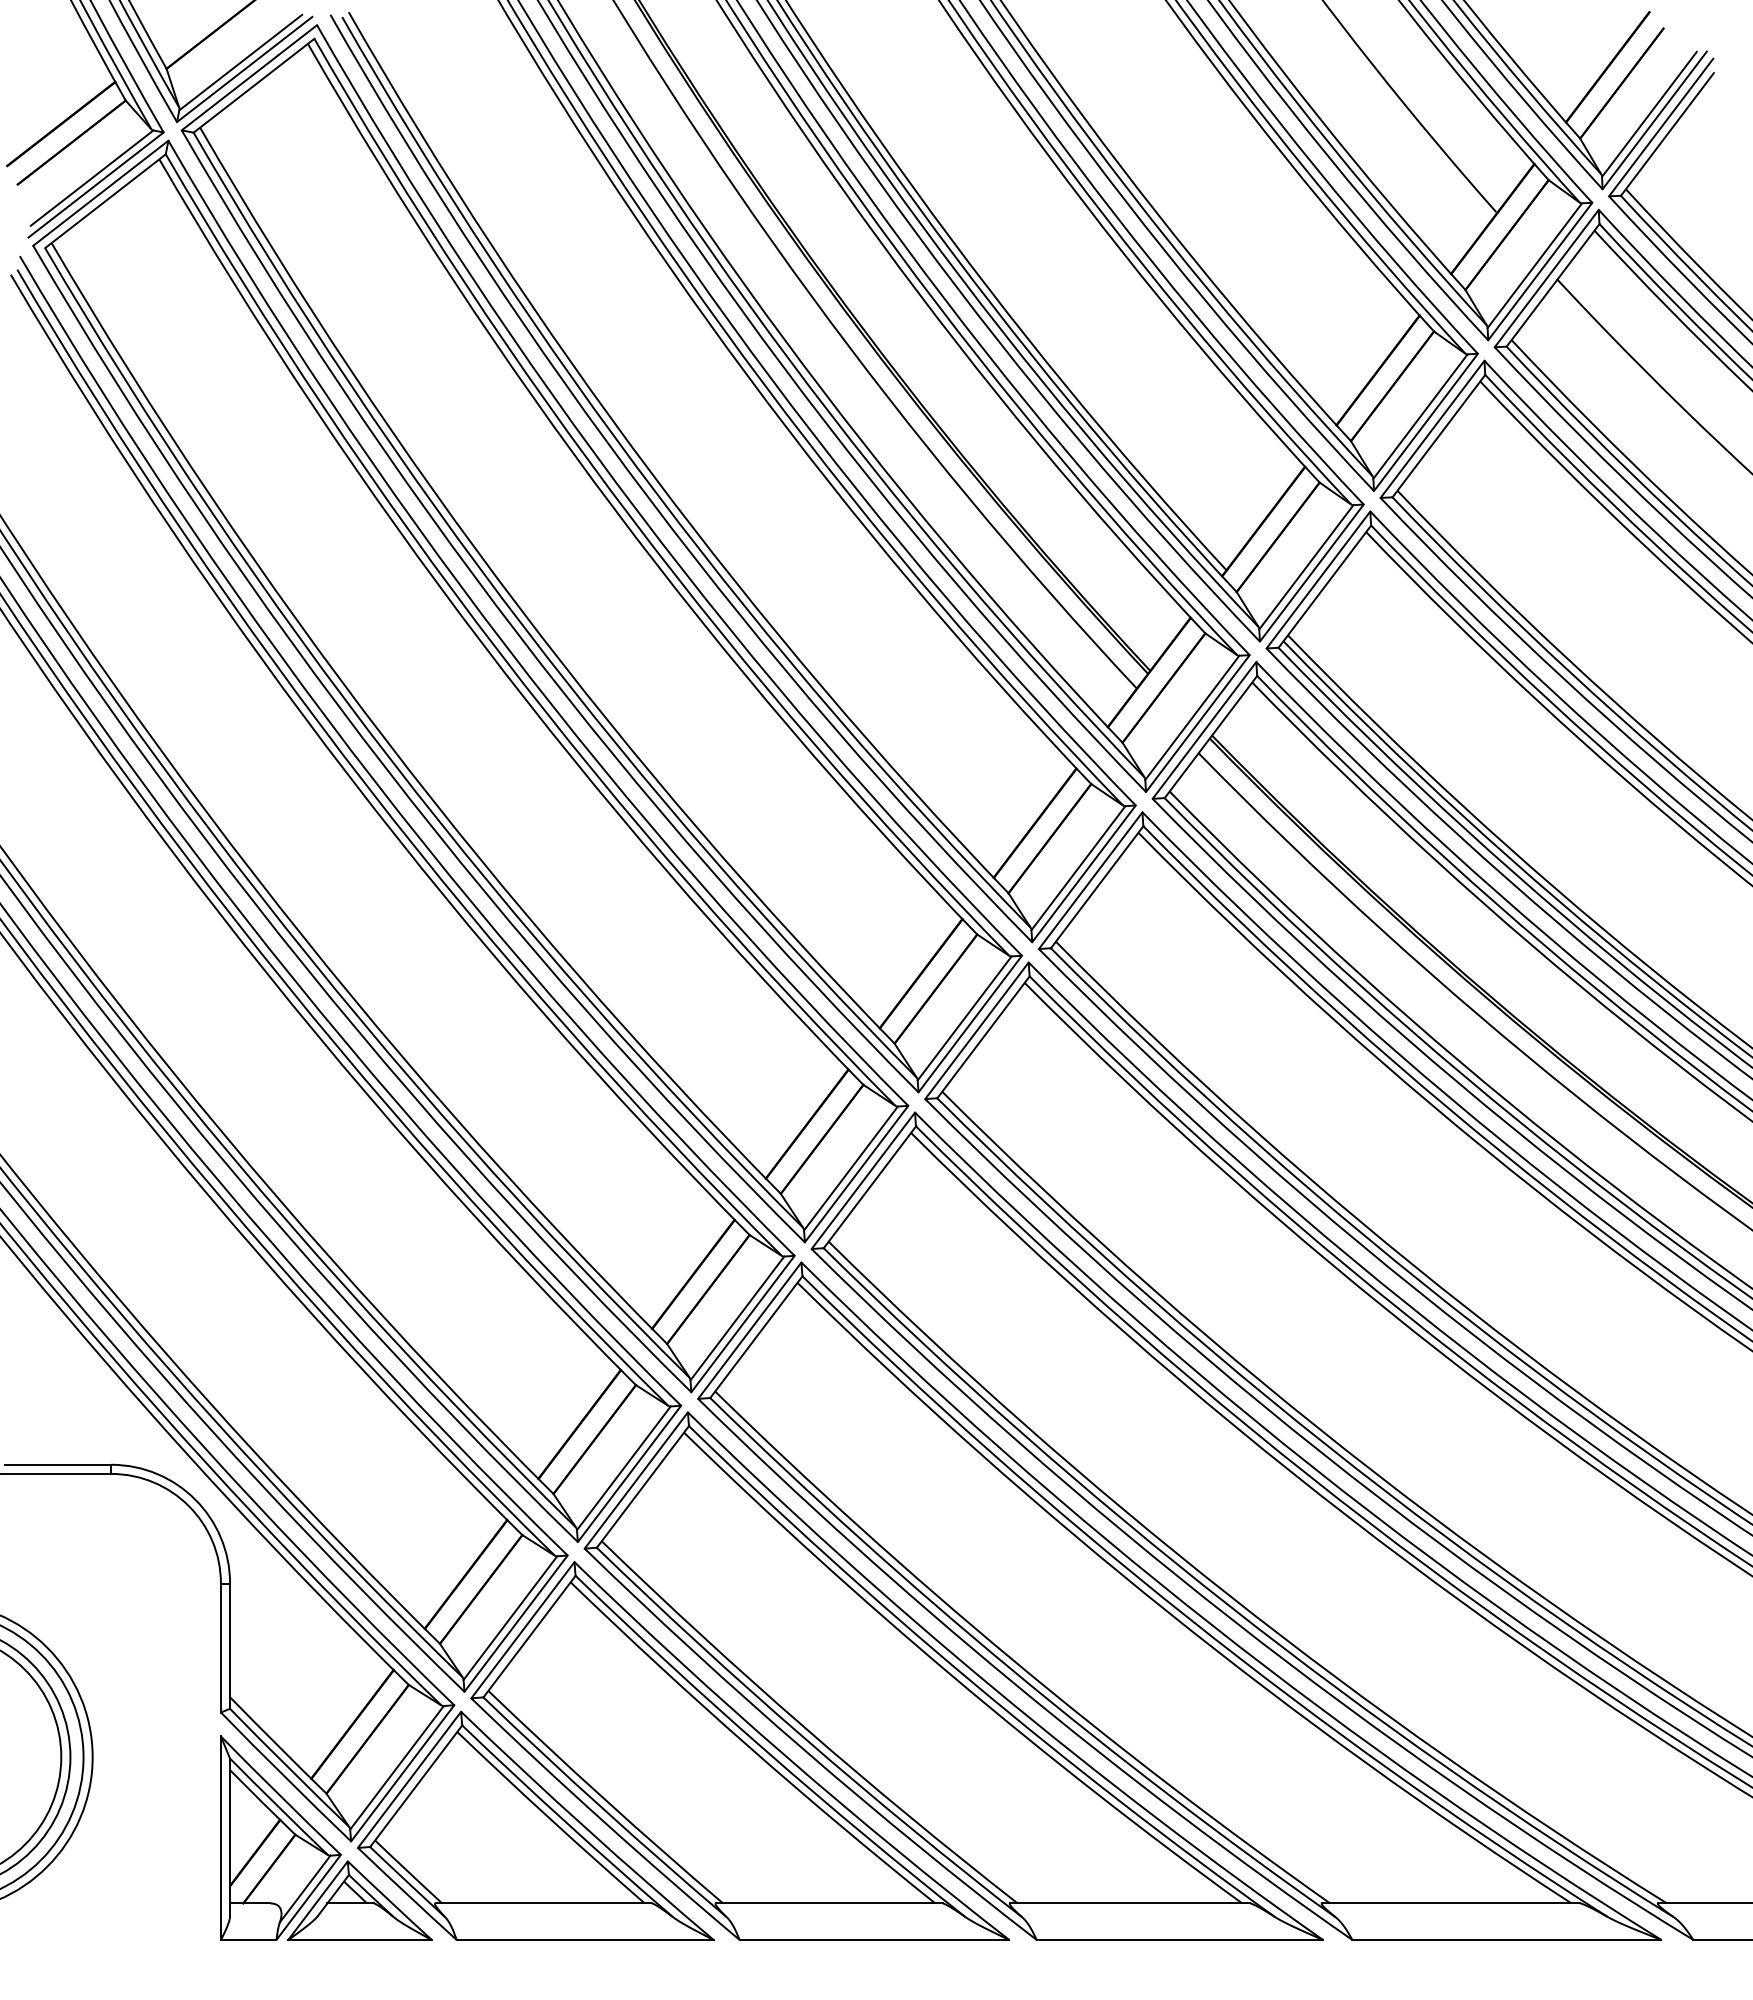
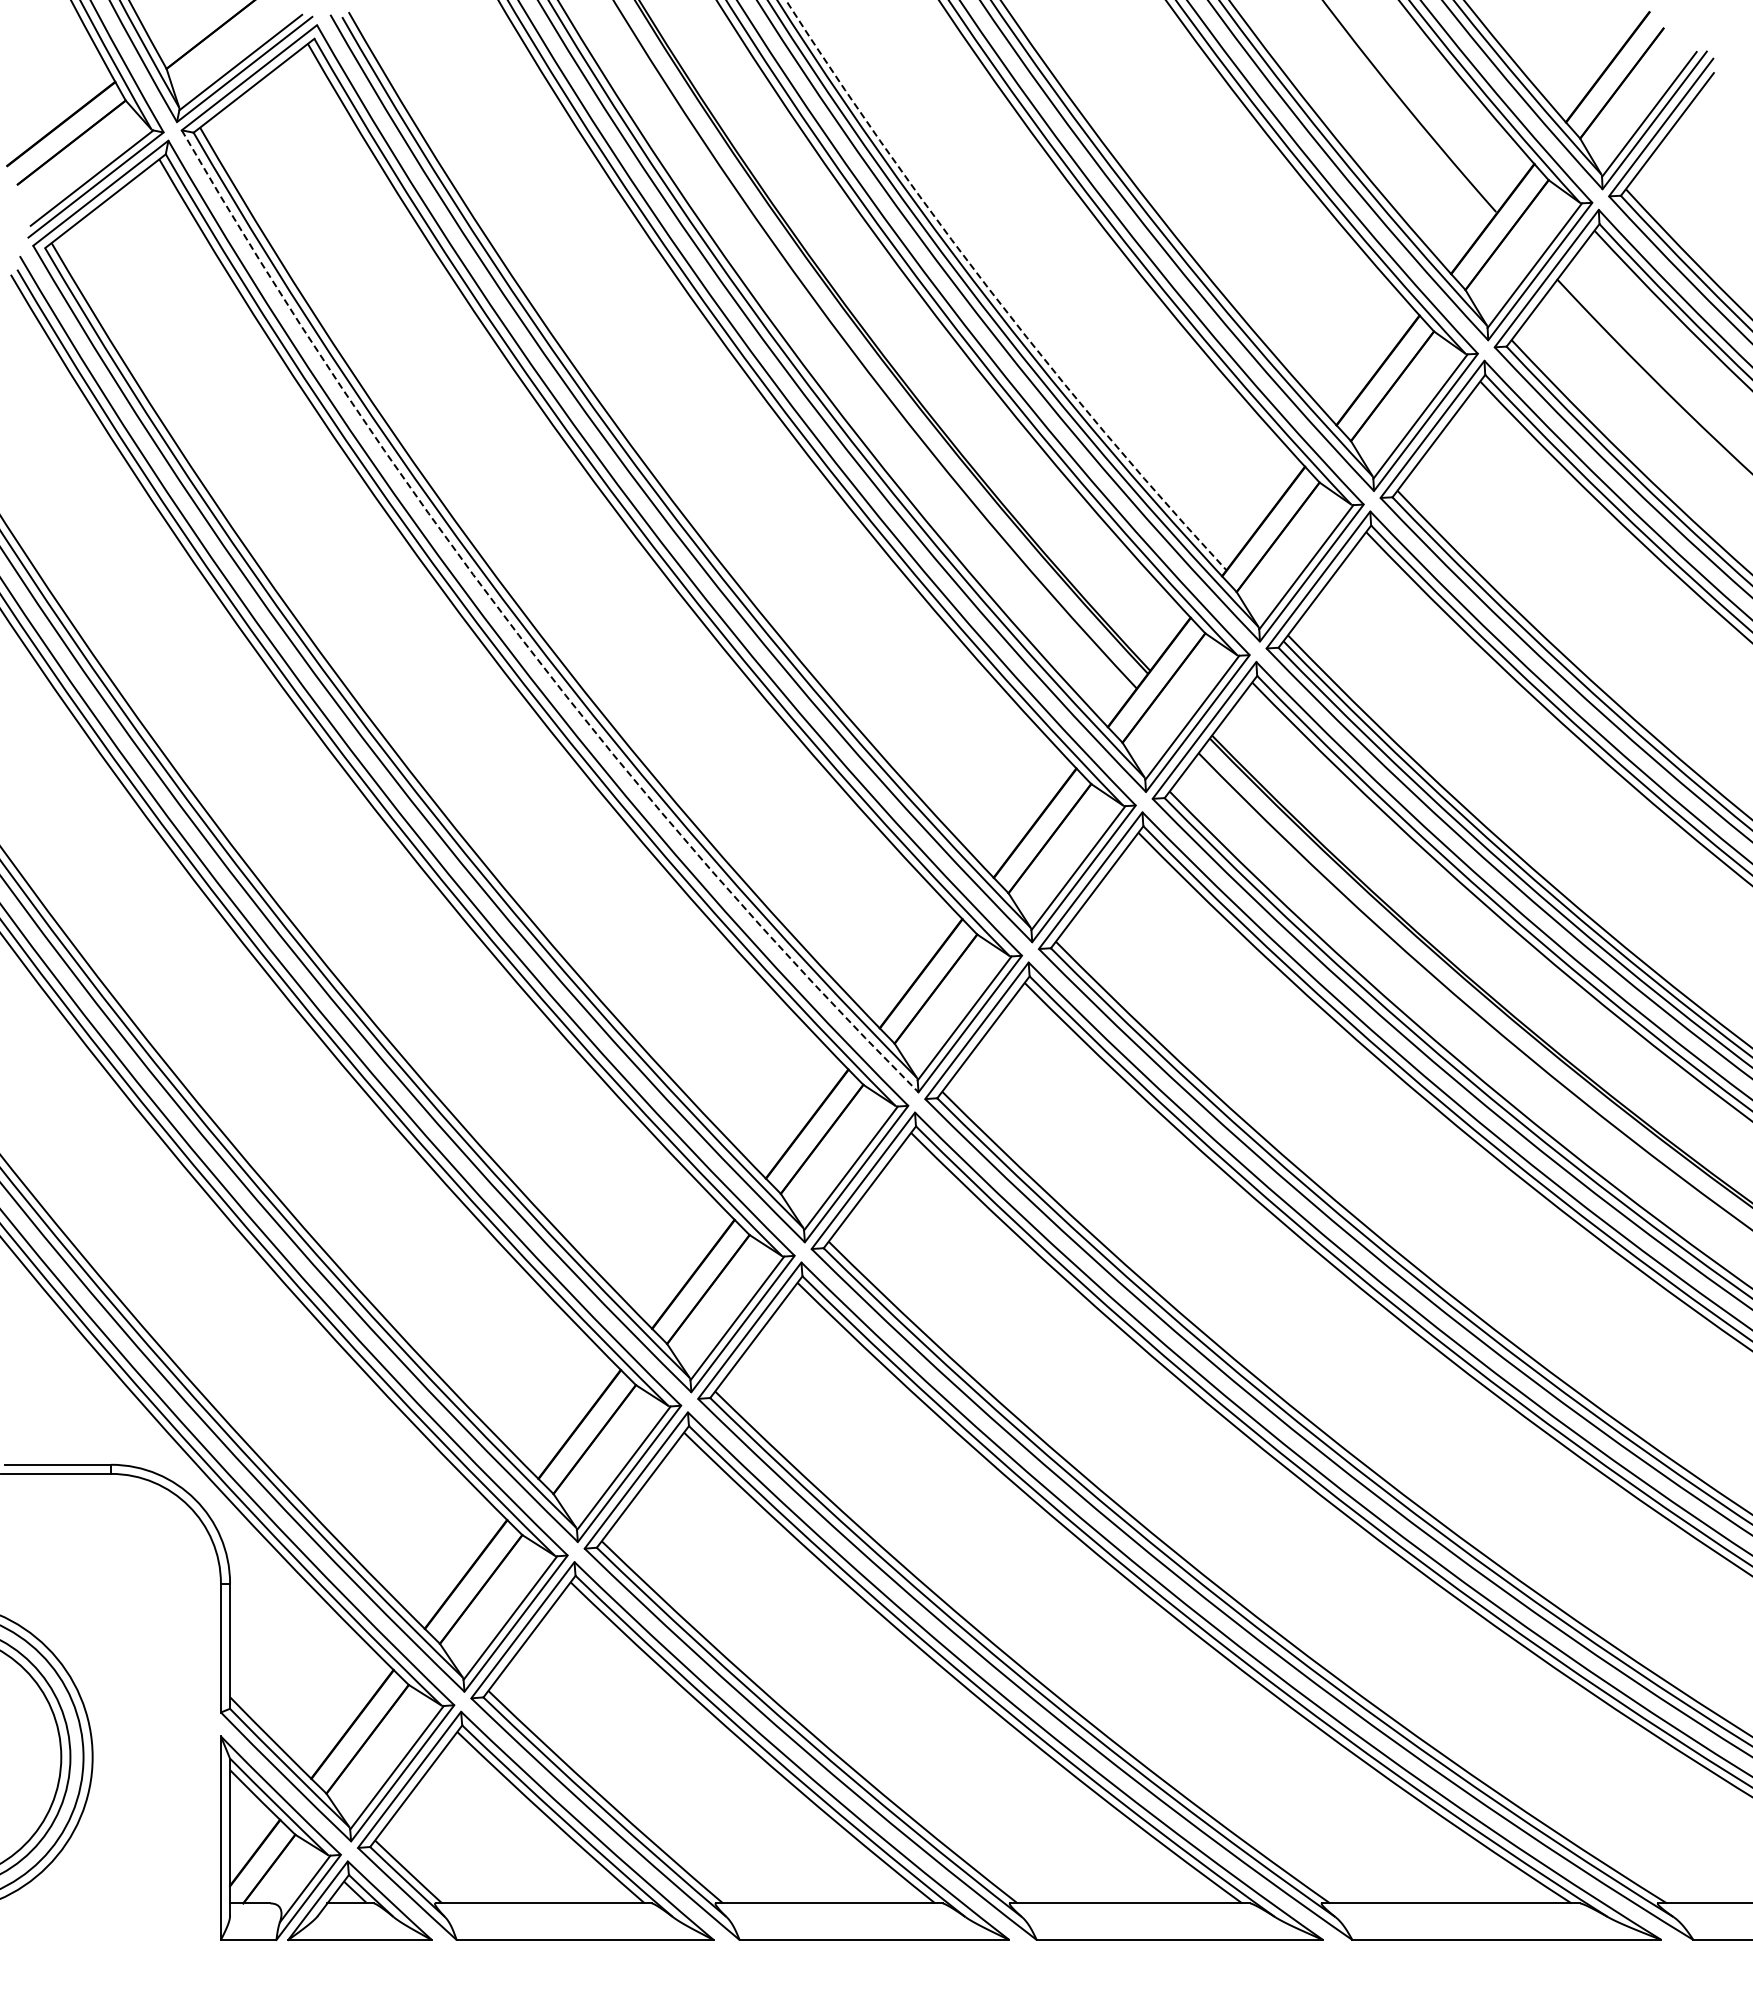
arc: solid -> dashed (993, 294)
arc: solid -> dashed (518, 635)
